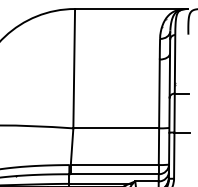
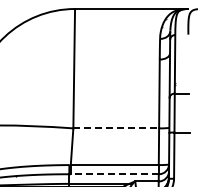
line: solid -> dashed (116, 128)
line: solid -> dashed (114, 174)
